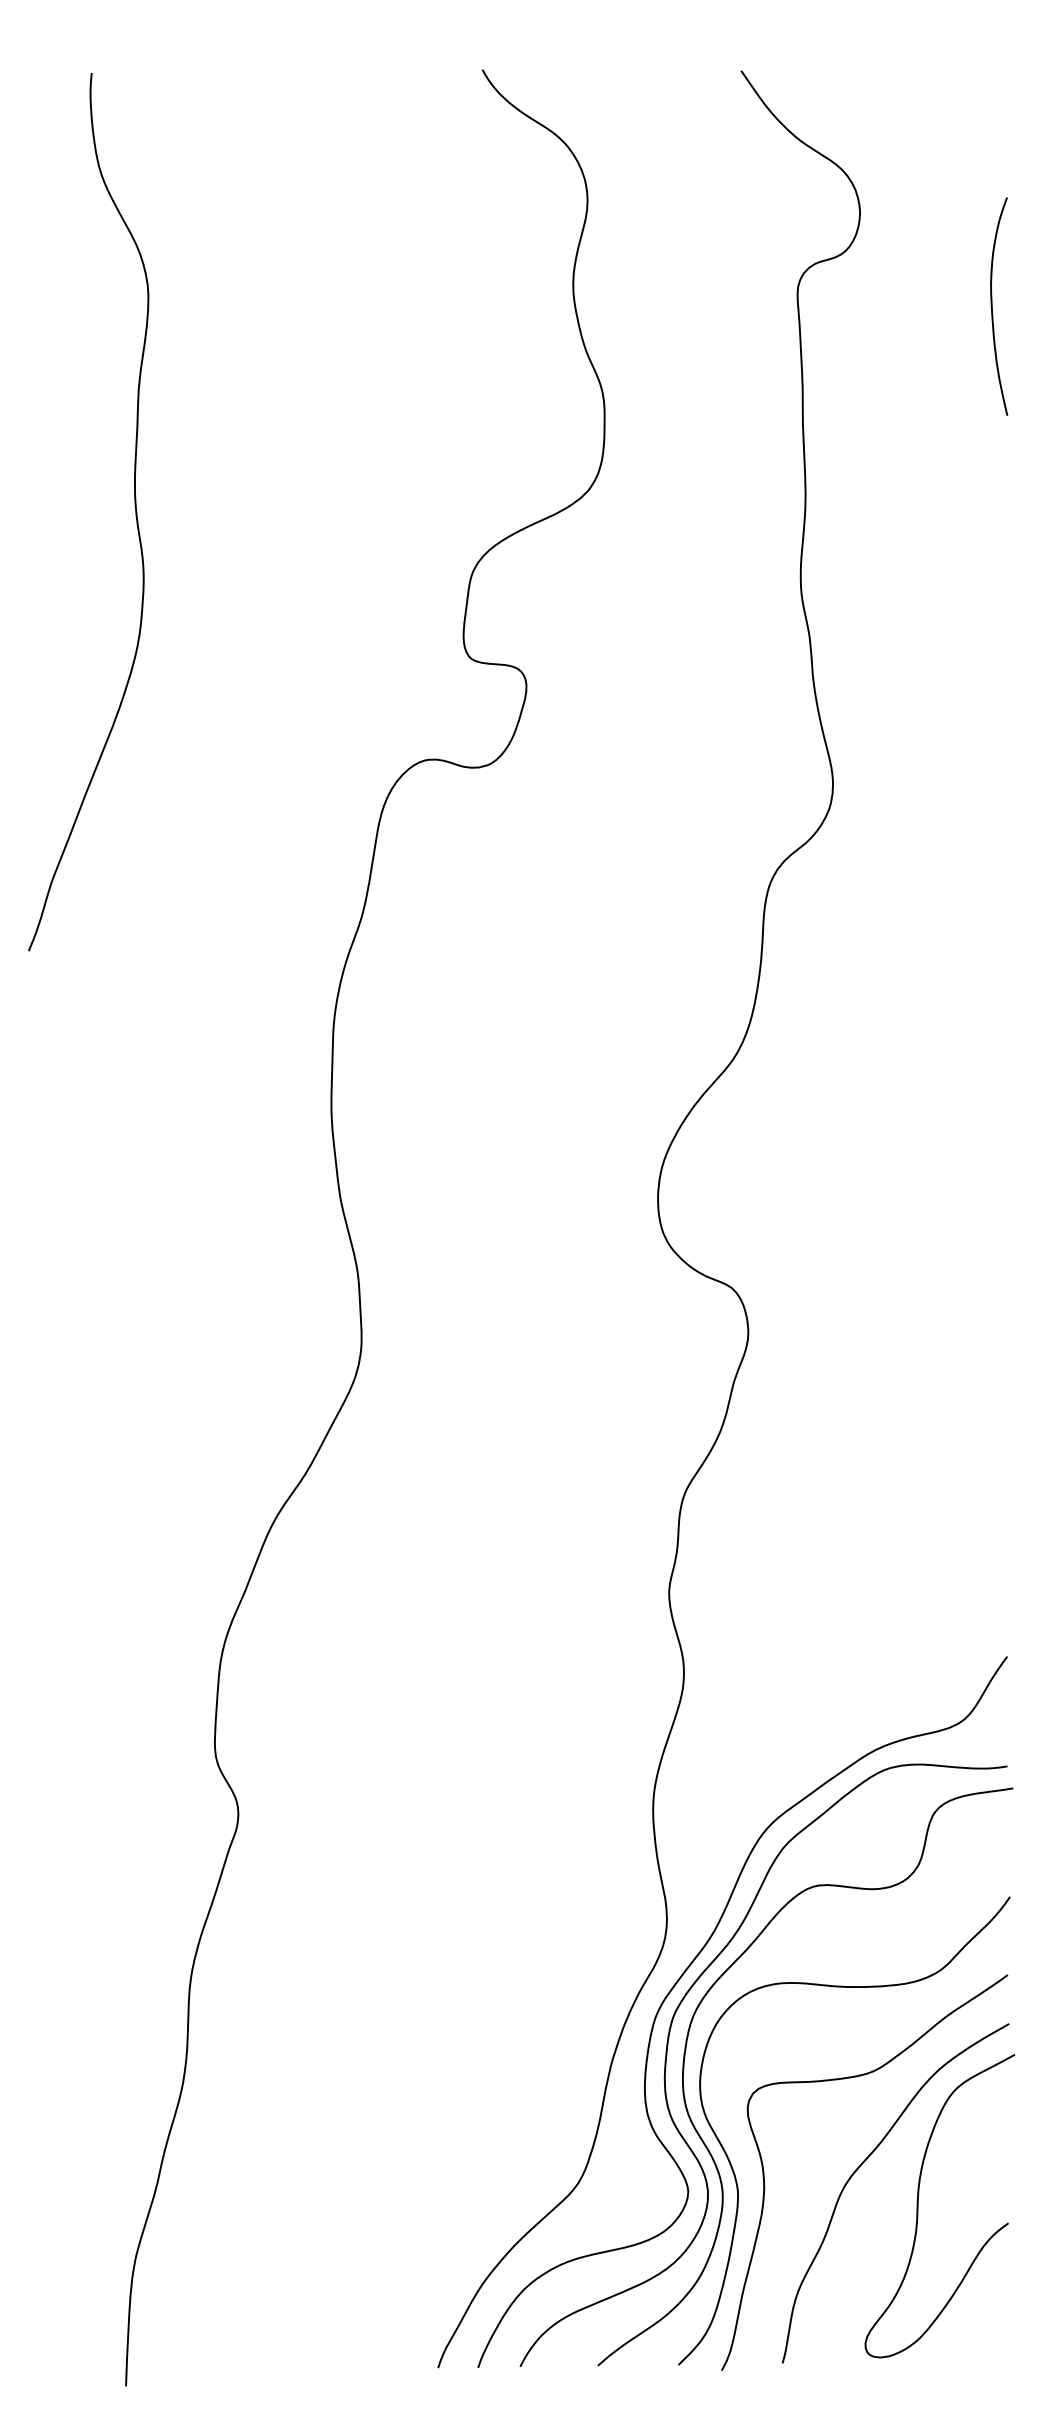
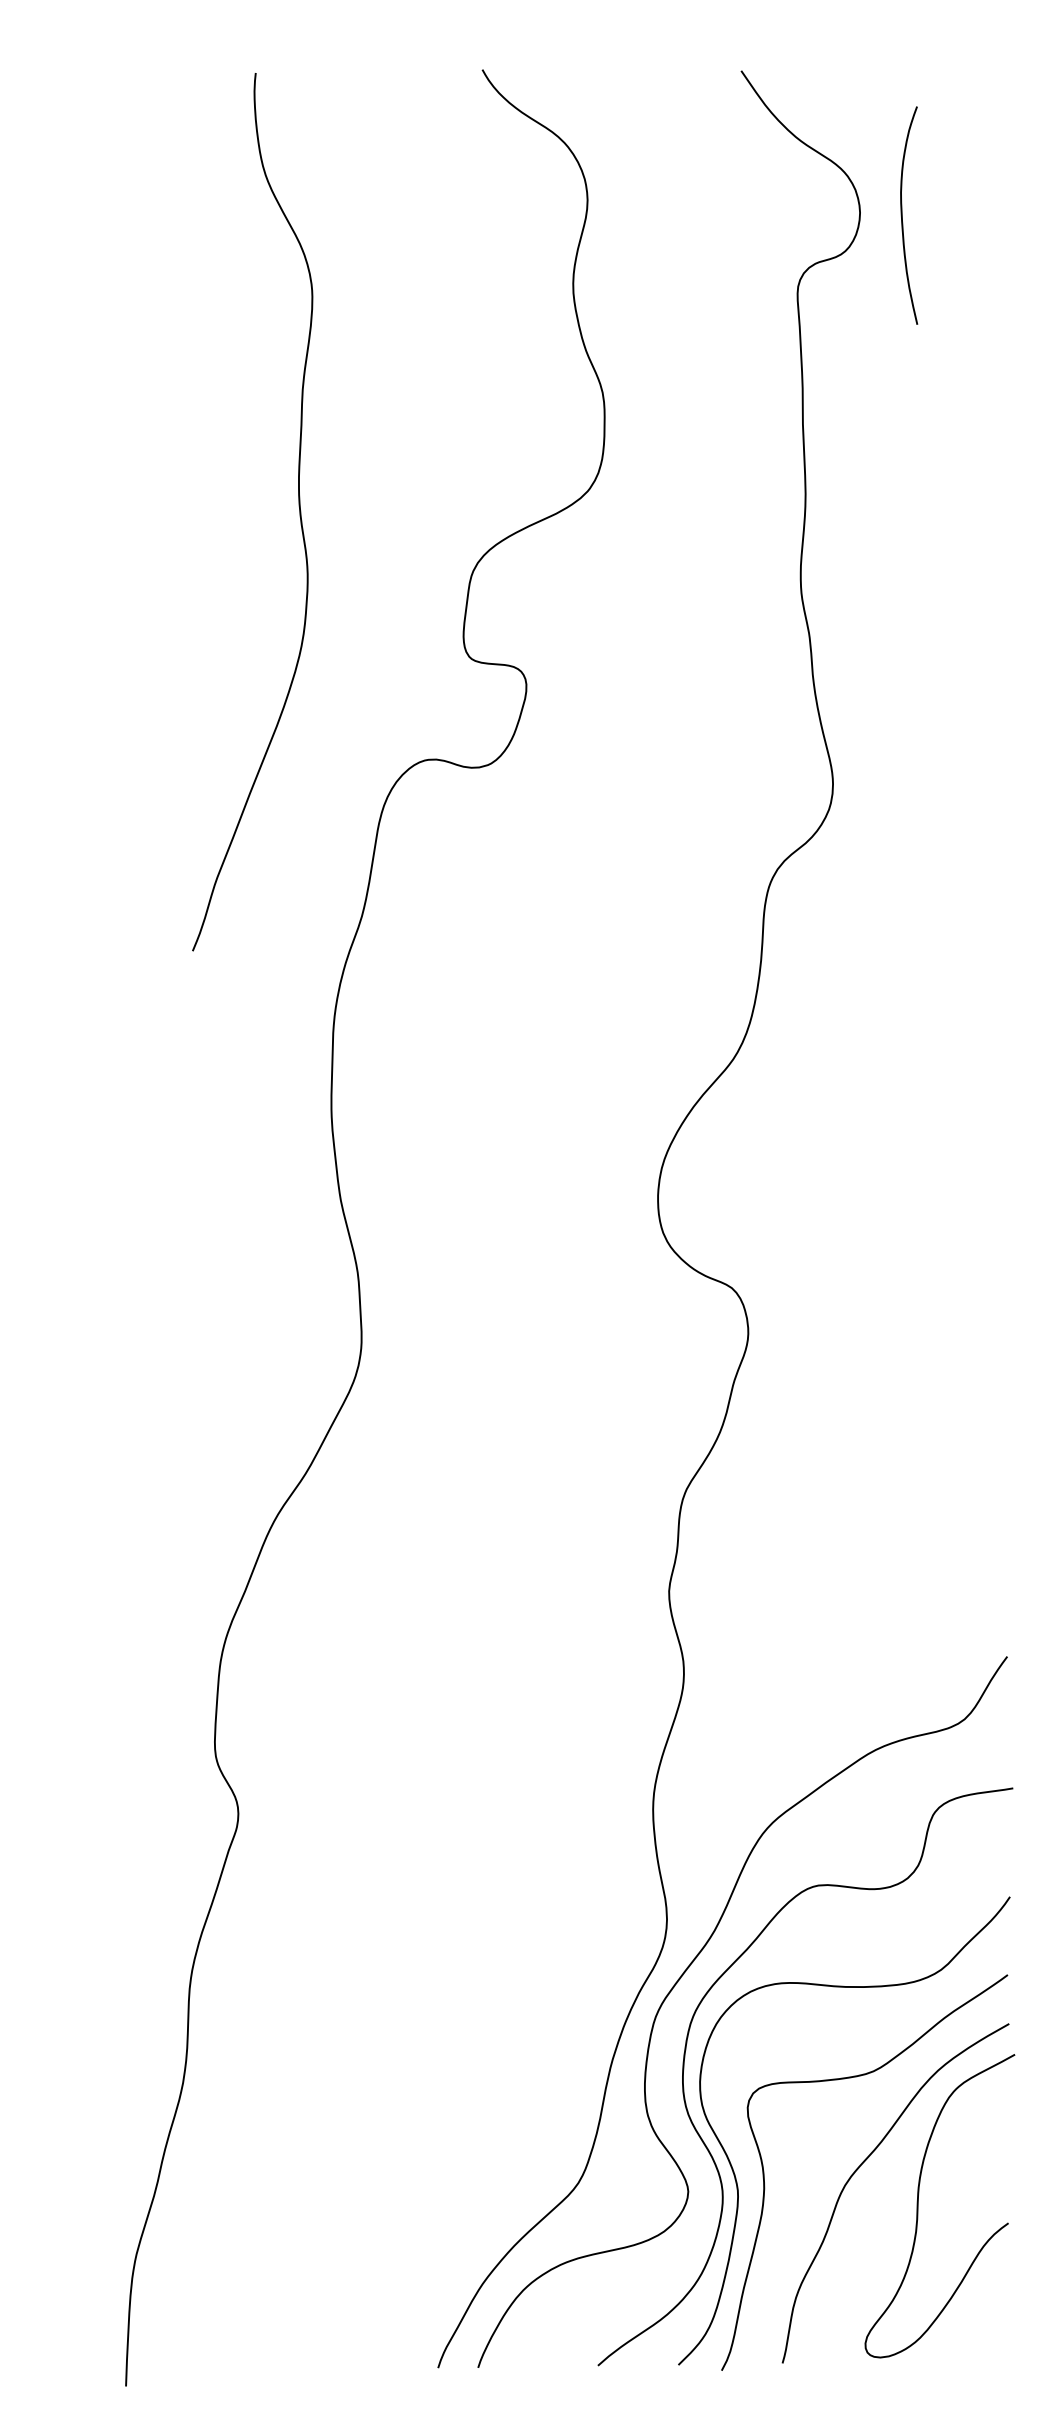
curve position: (992, 306) -> (902, 215) (902, 215)
curve position: (134, 506) -> (298, 506) (298, 506)
curve: present -> none (667, 2056)
